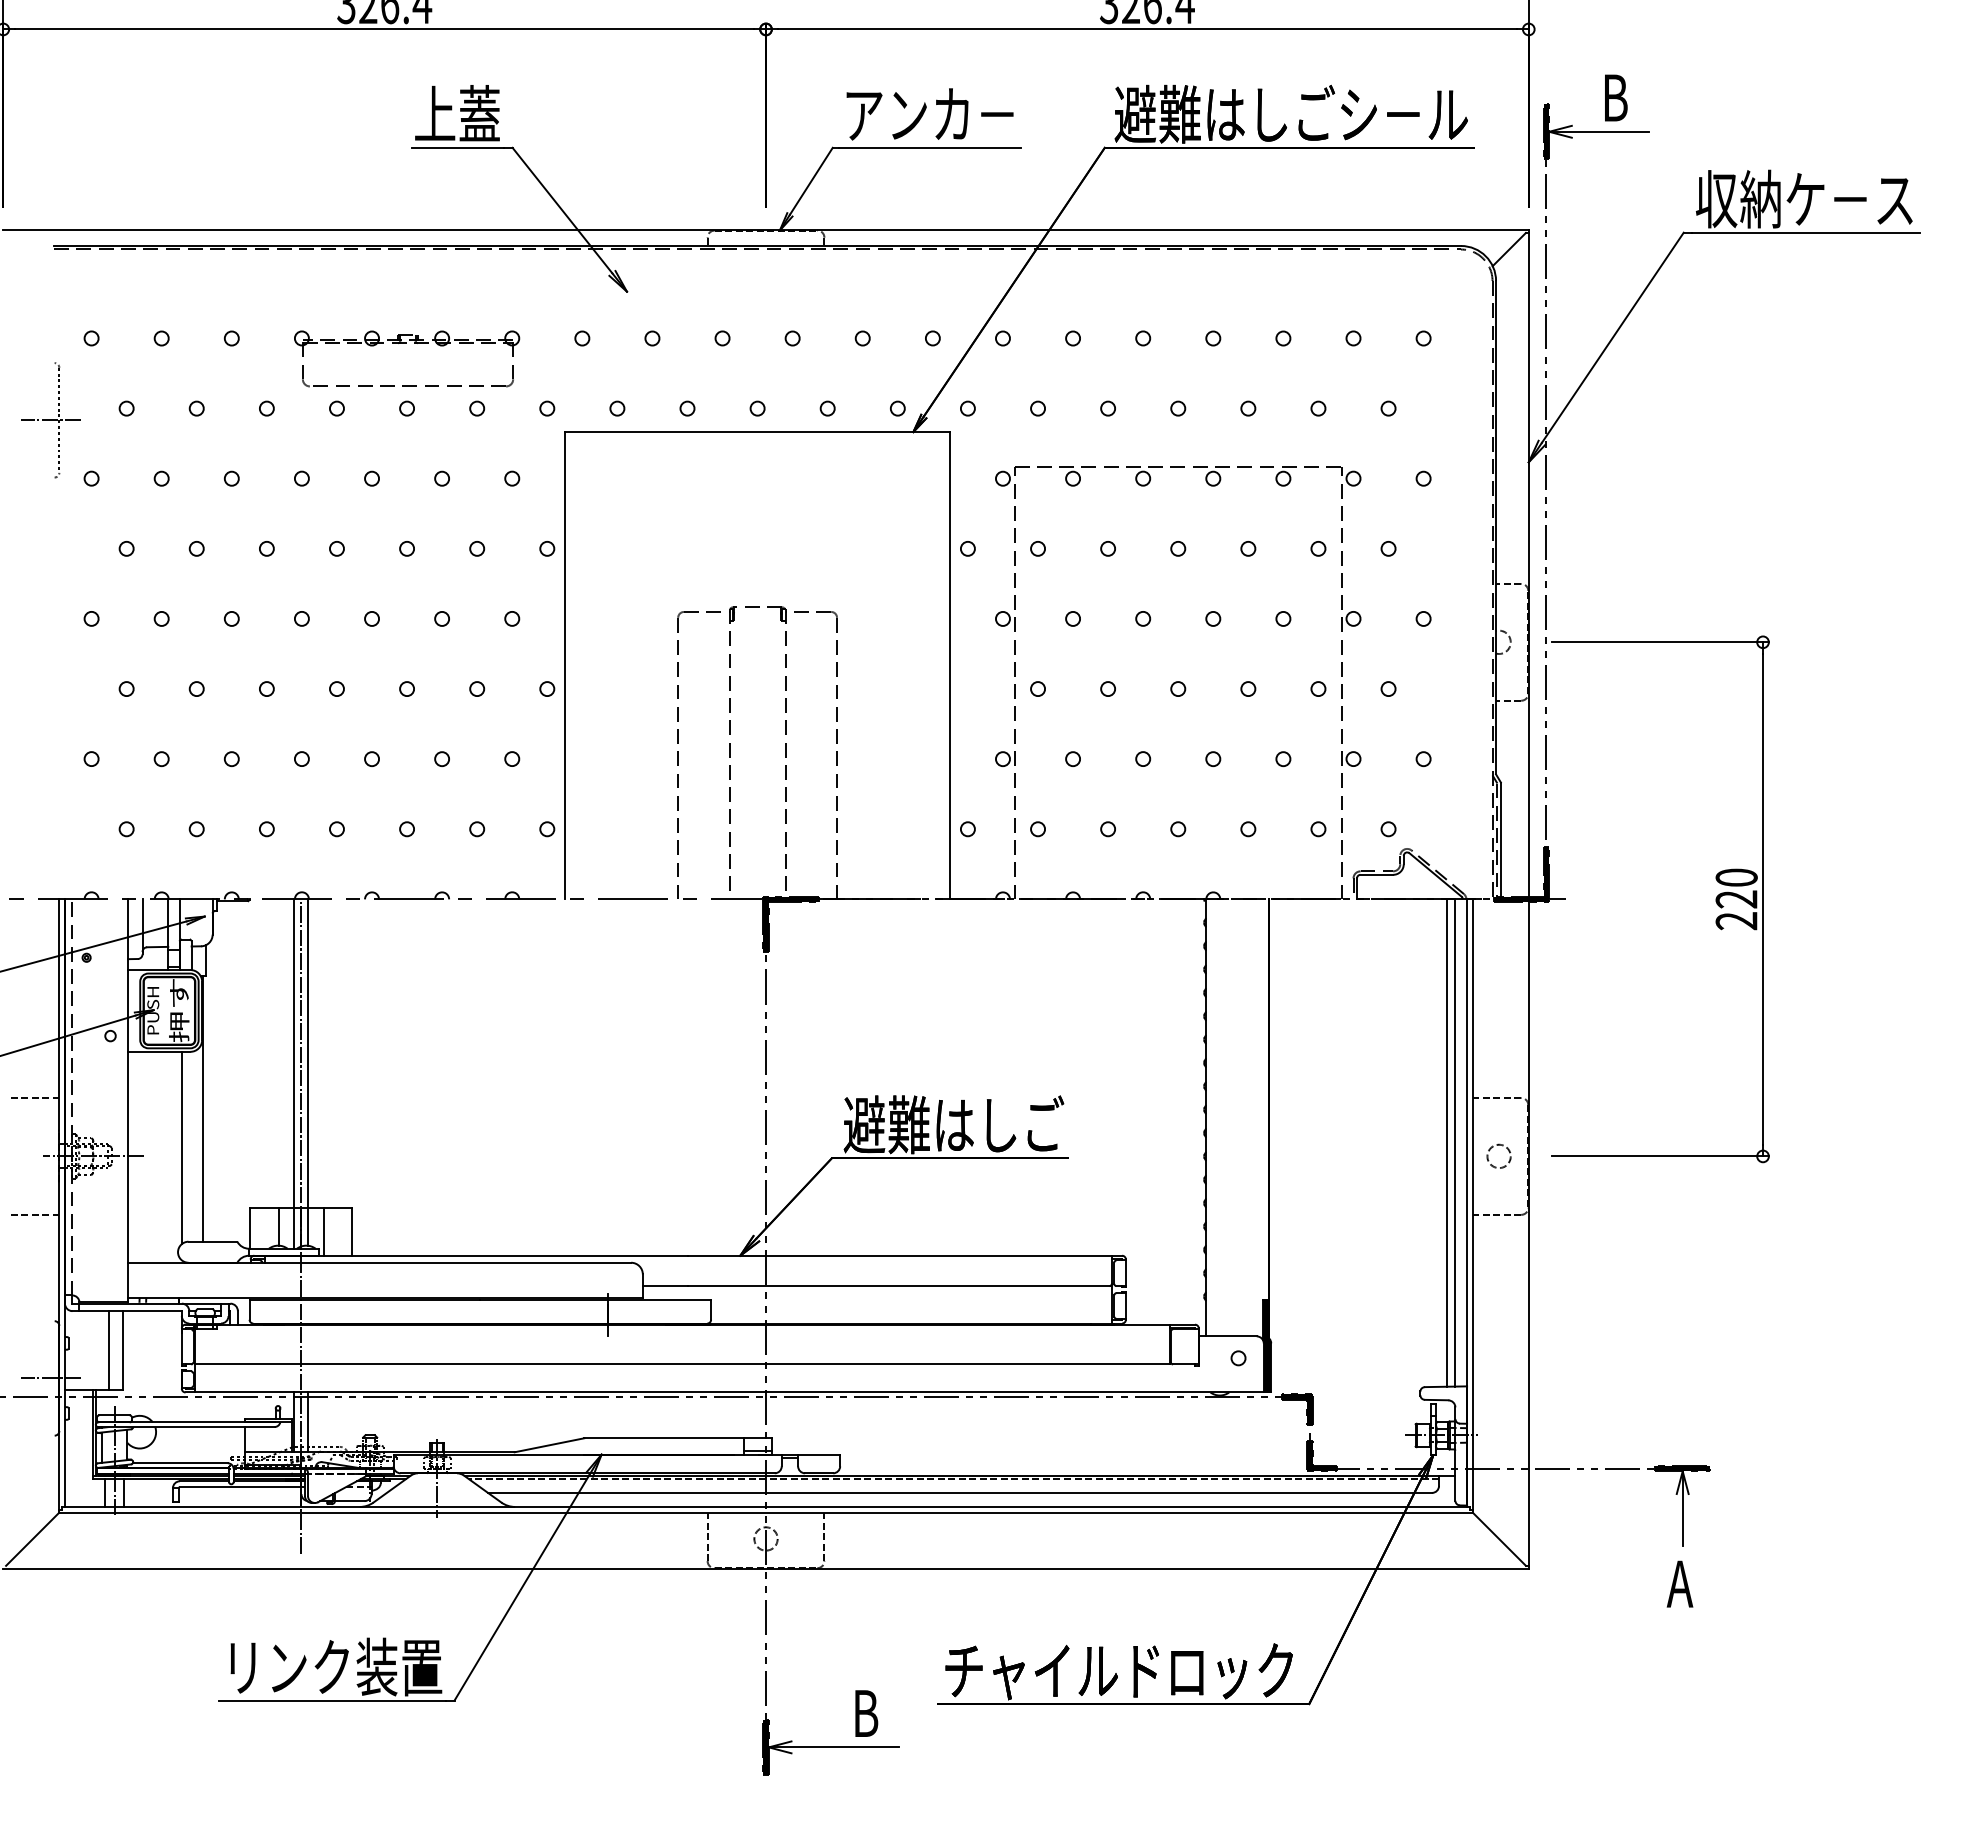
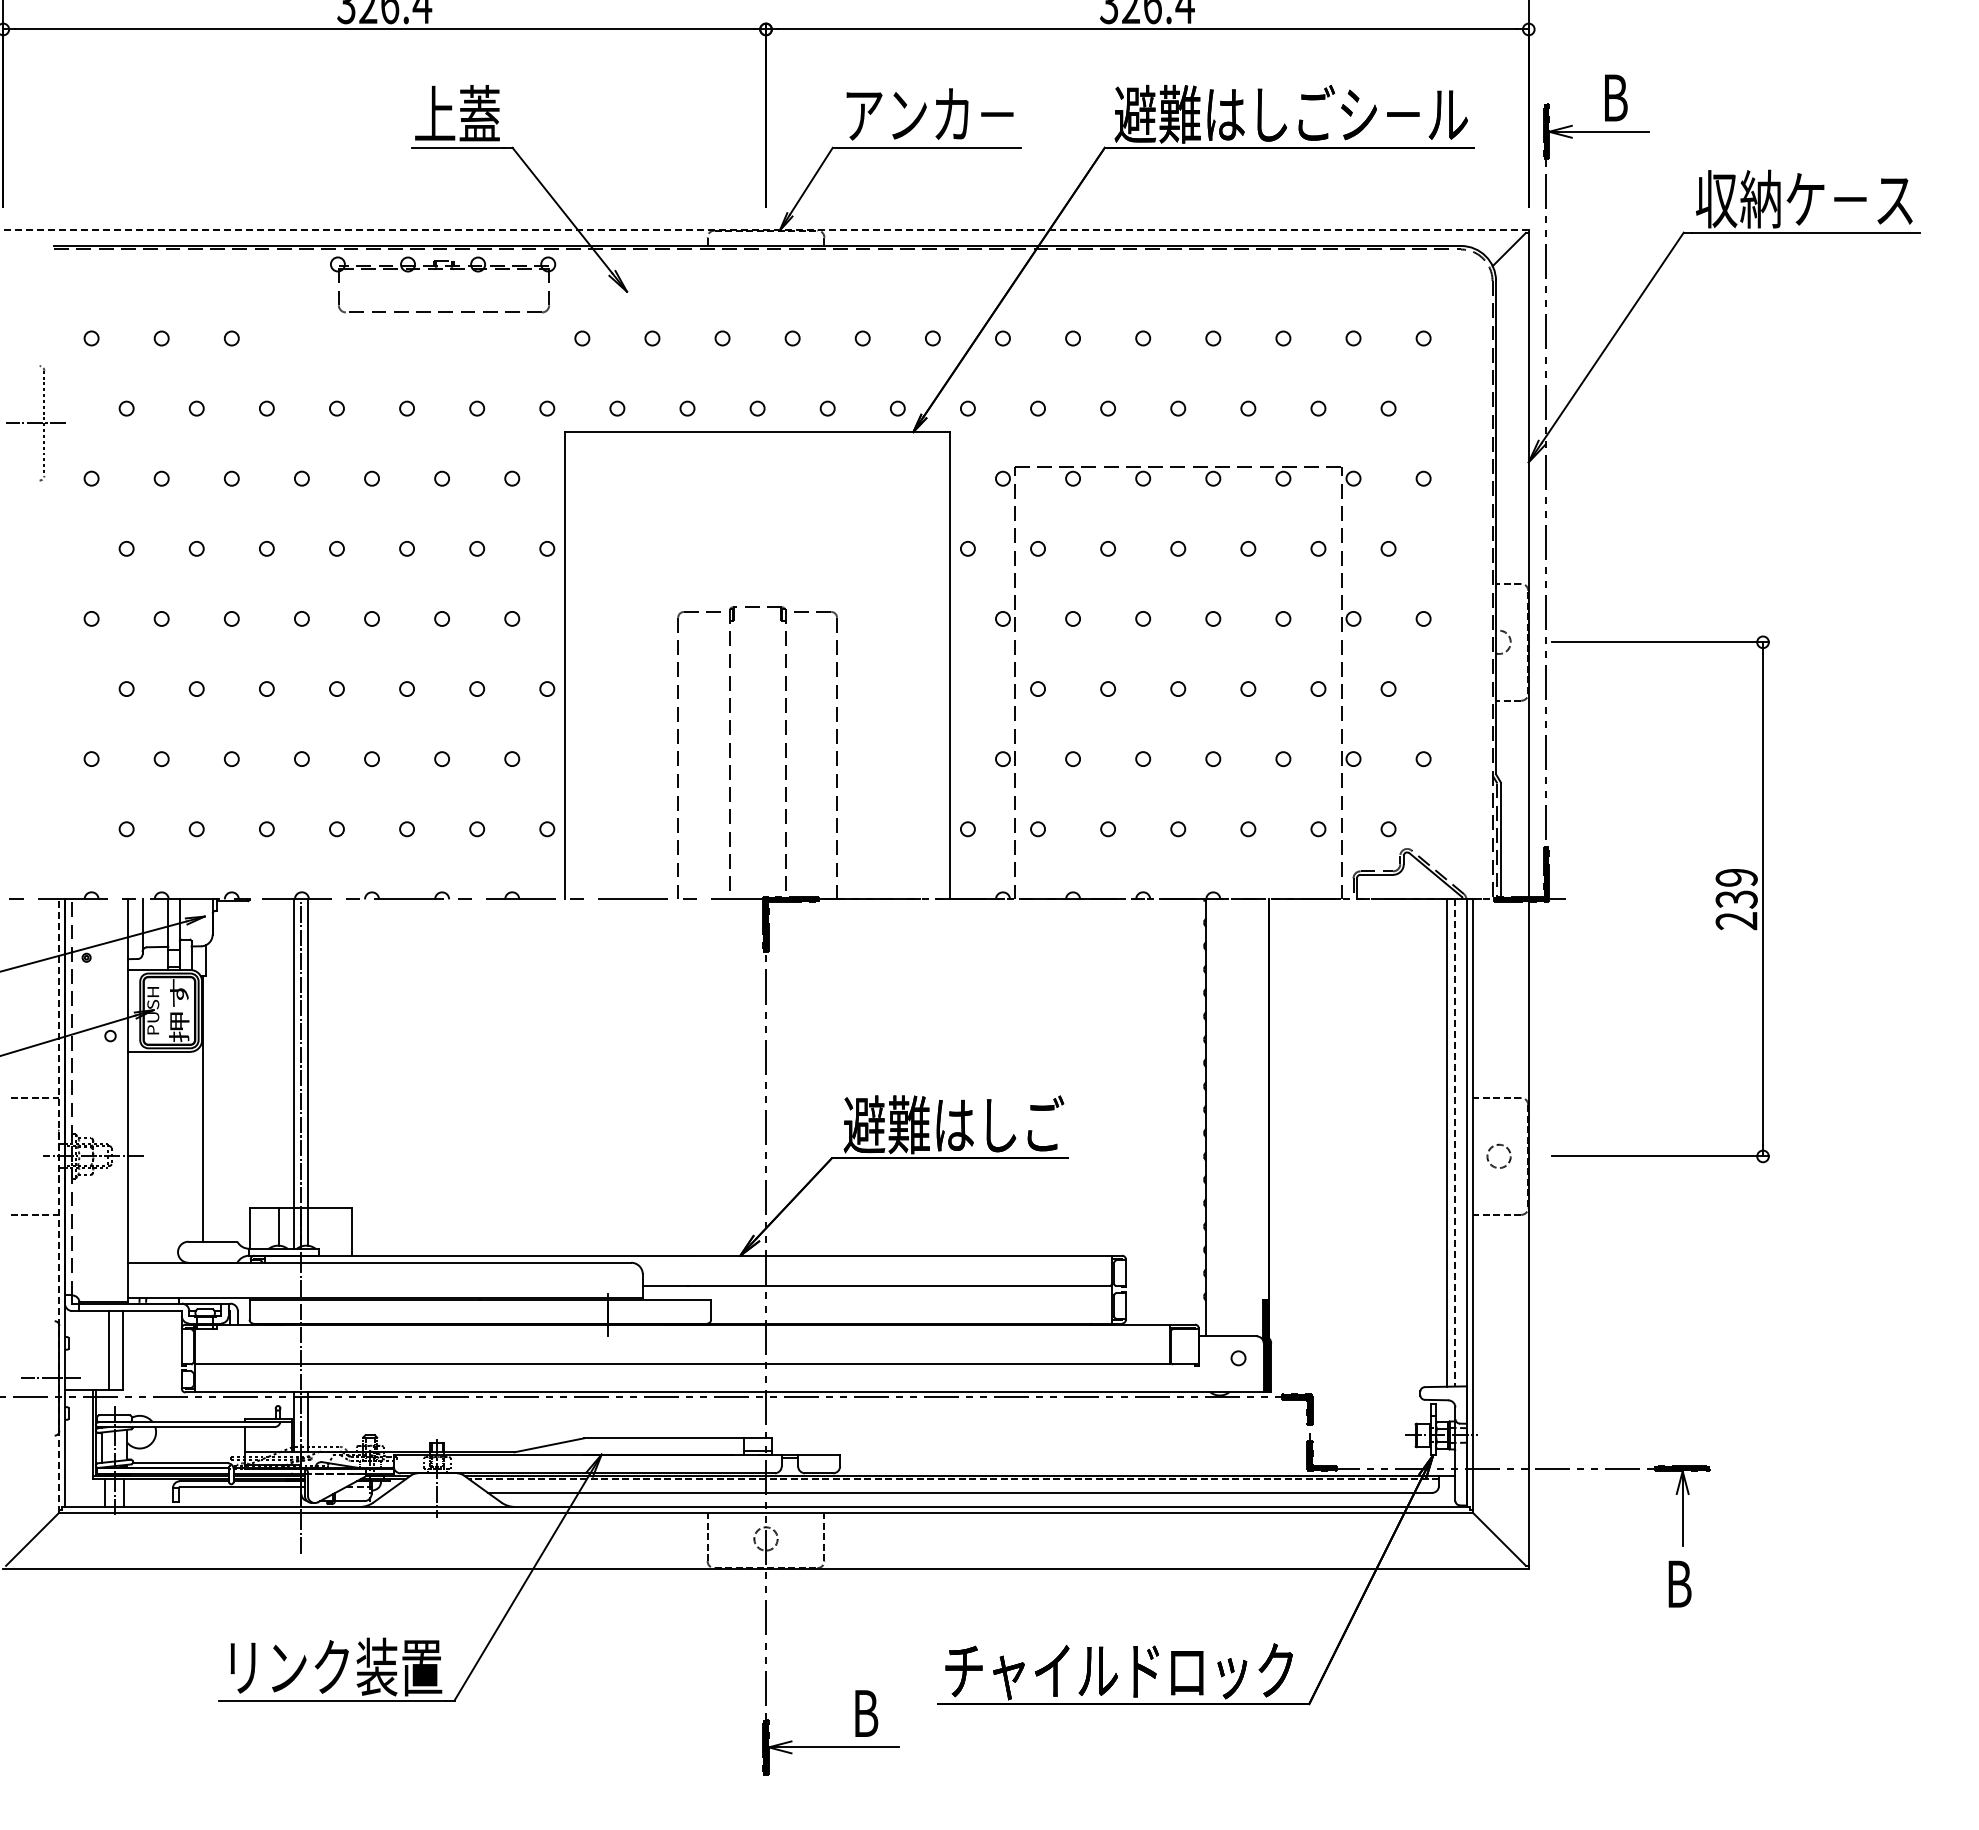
line: solid -> dashed (766, 230)
part position: (406, 343) -> (442, 269) (442, 269)
part position: (50, 420) -> (35, 423) (35, 423)
text: 220 -> 239 (1736, 888)
line: solid -> dashed (1455, 1142)
line: present -> none (181, 1147)
line: solid -> dashed (59, 1205)
line: present -> none (324, 1231)
text: A -> B (1679, 1583)
